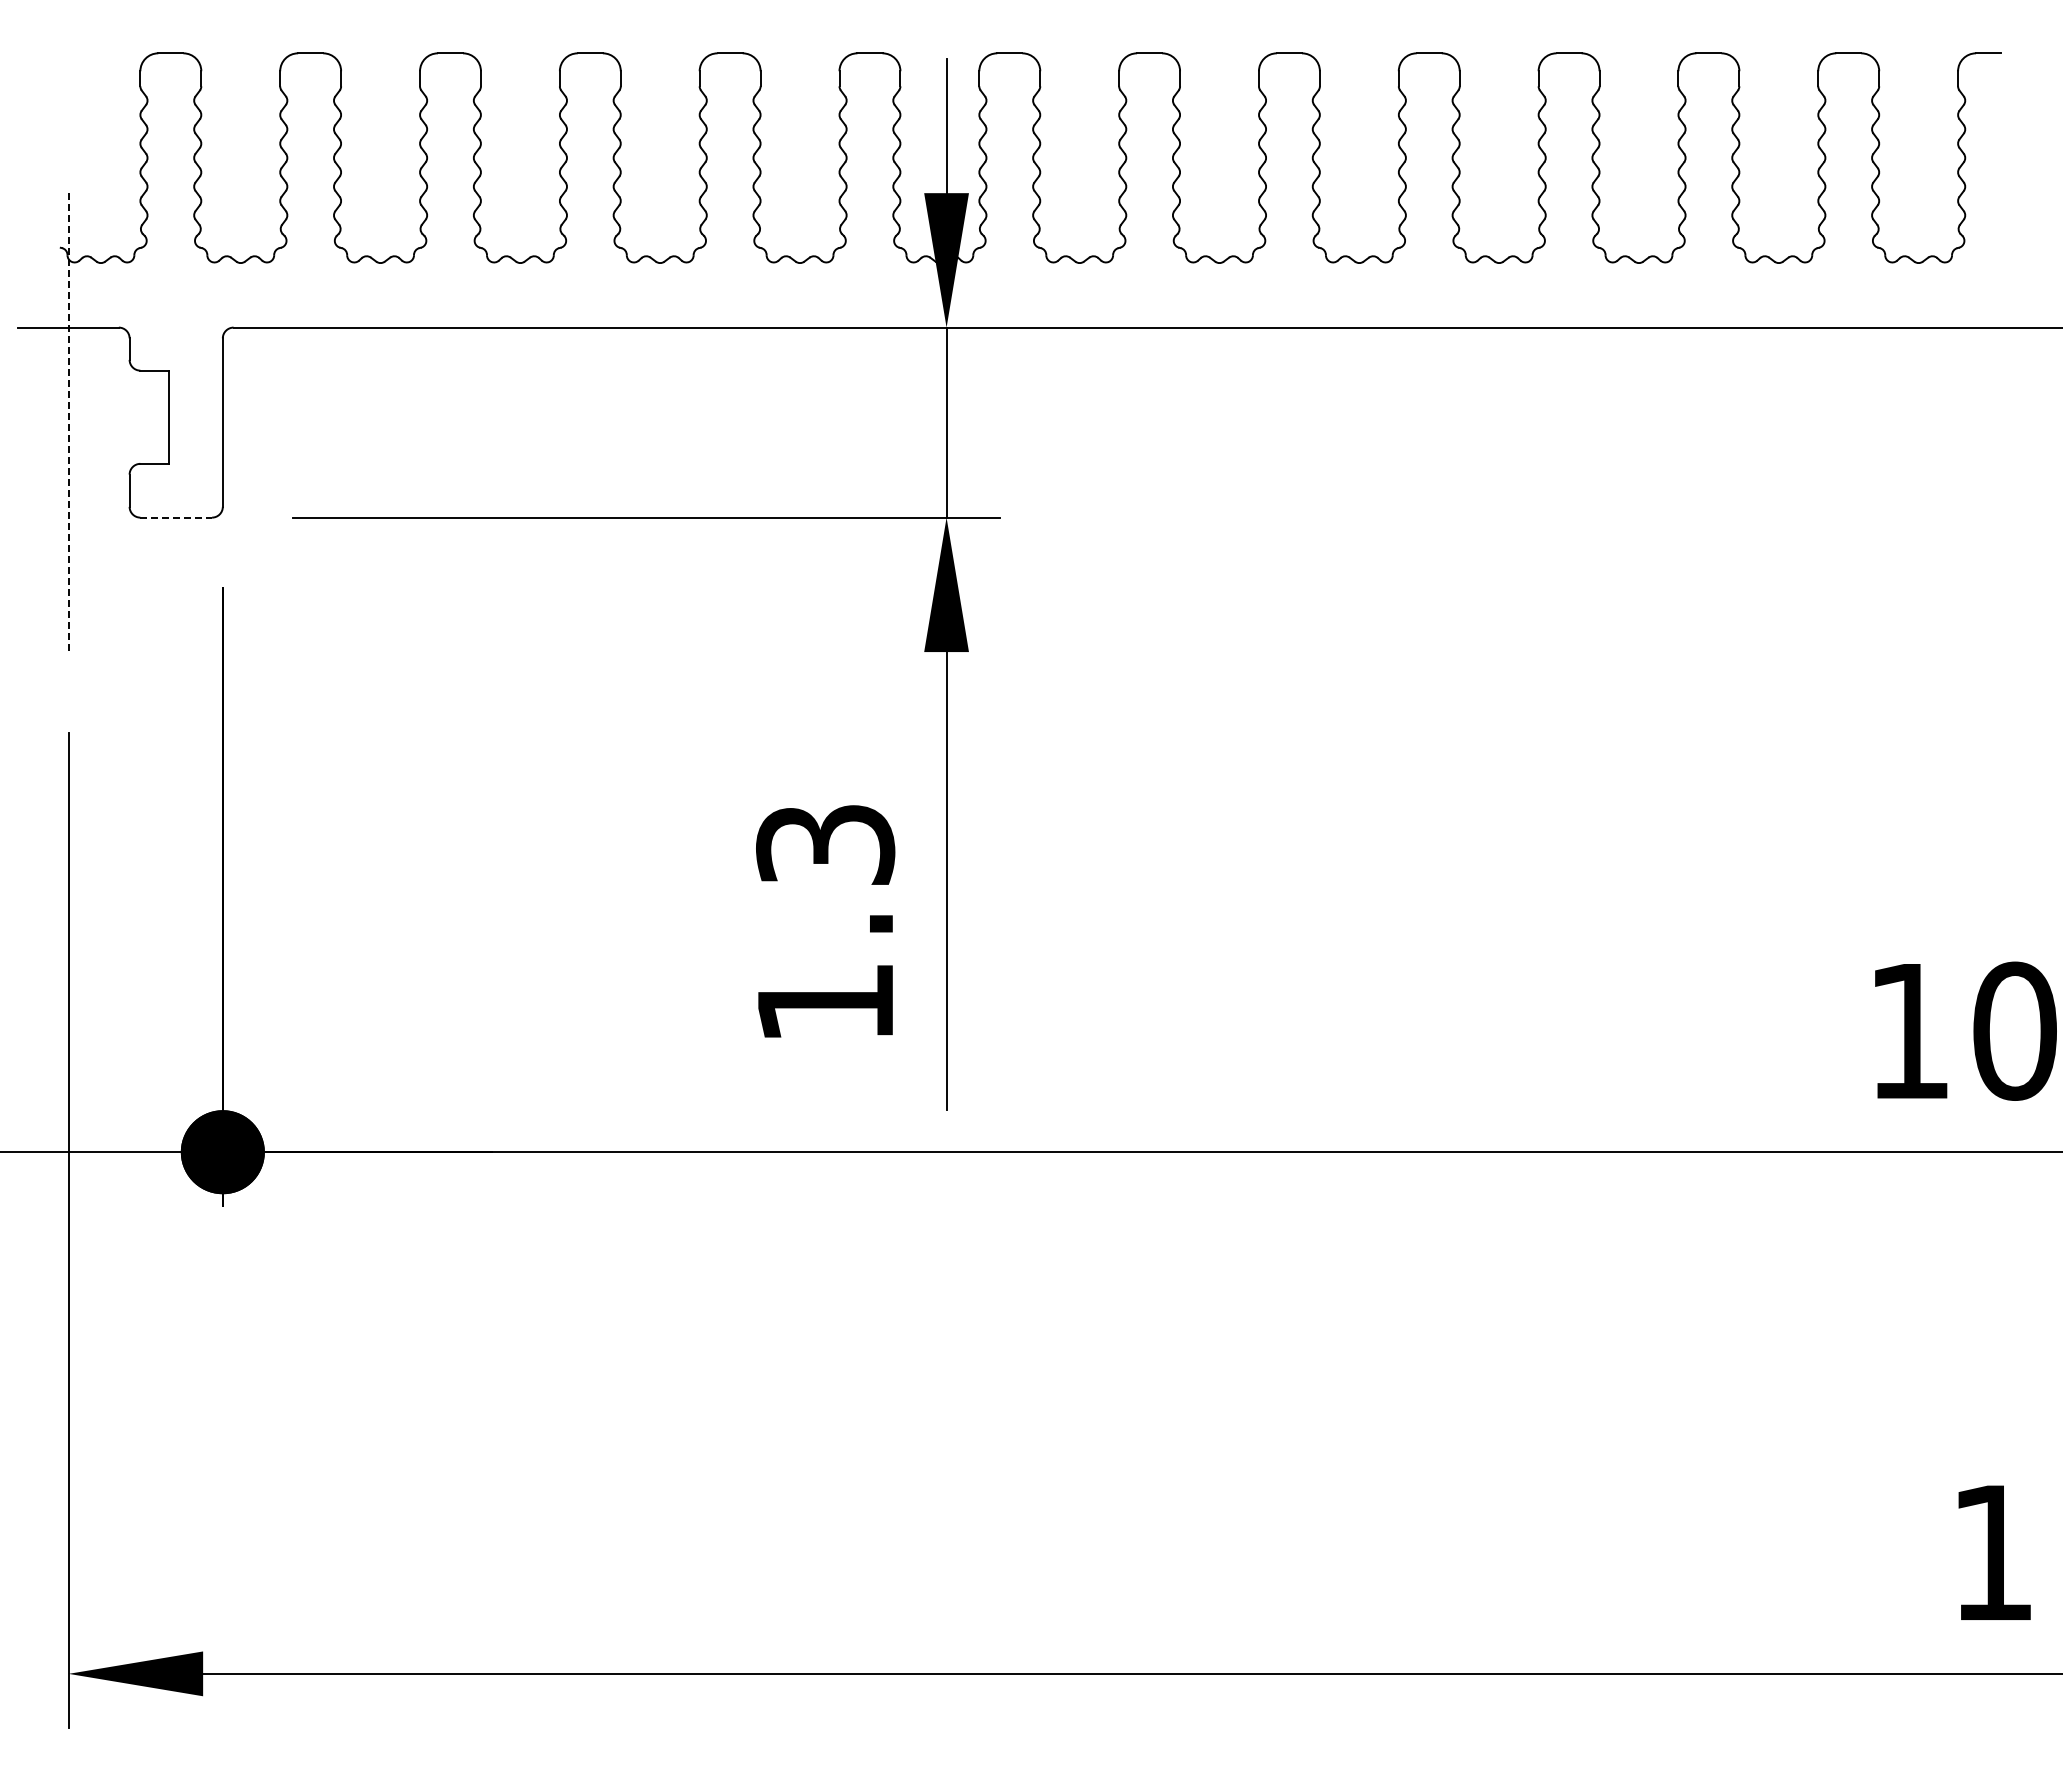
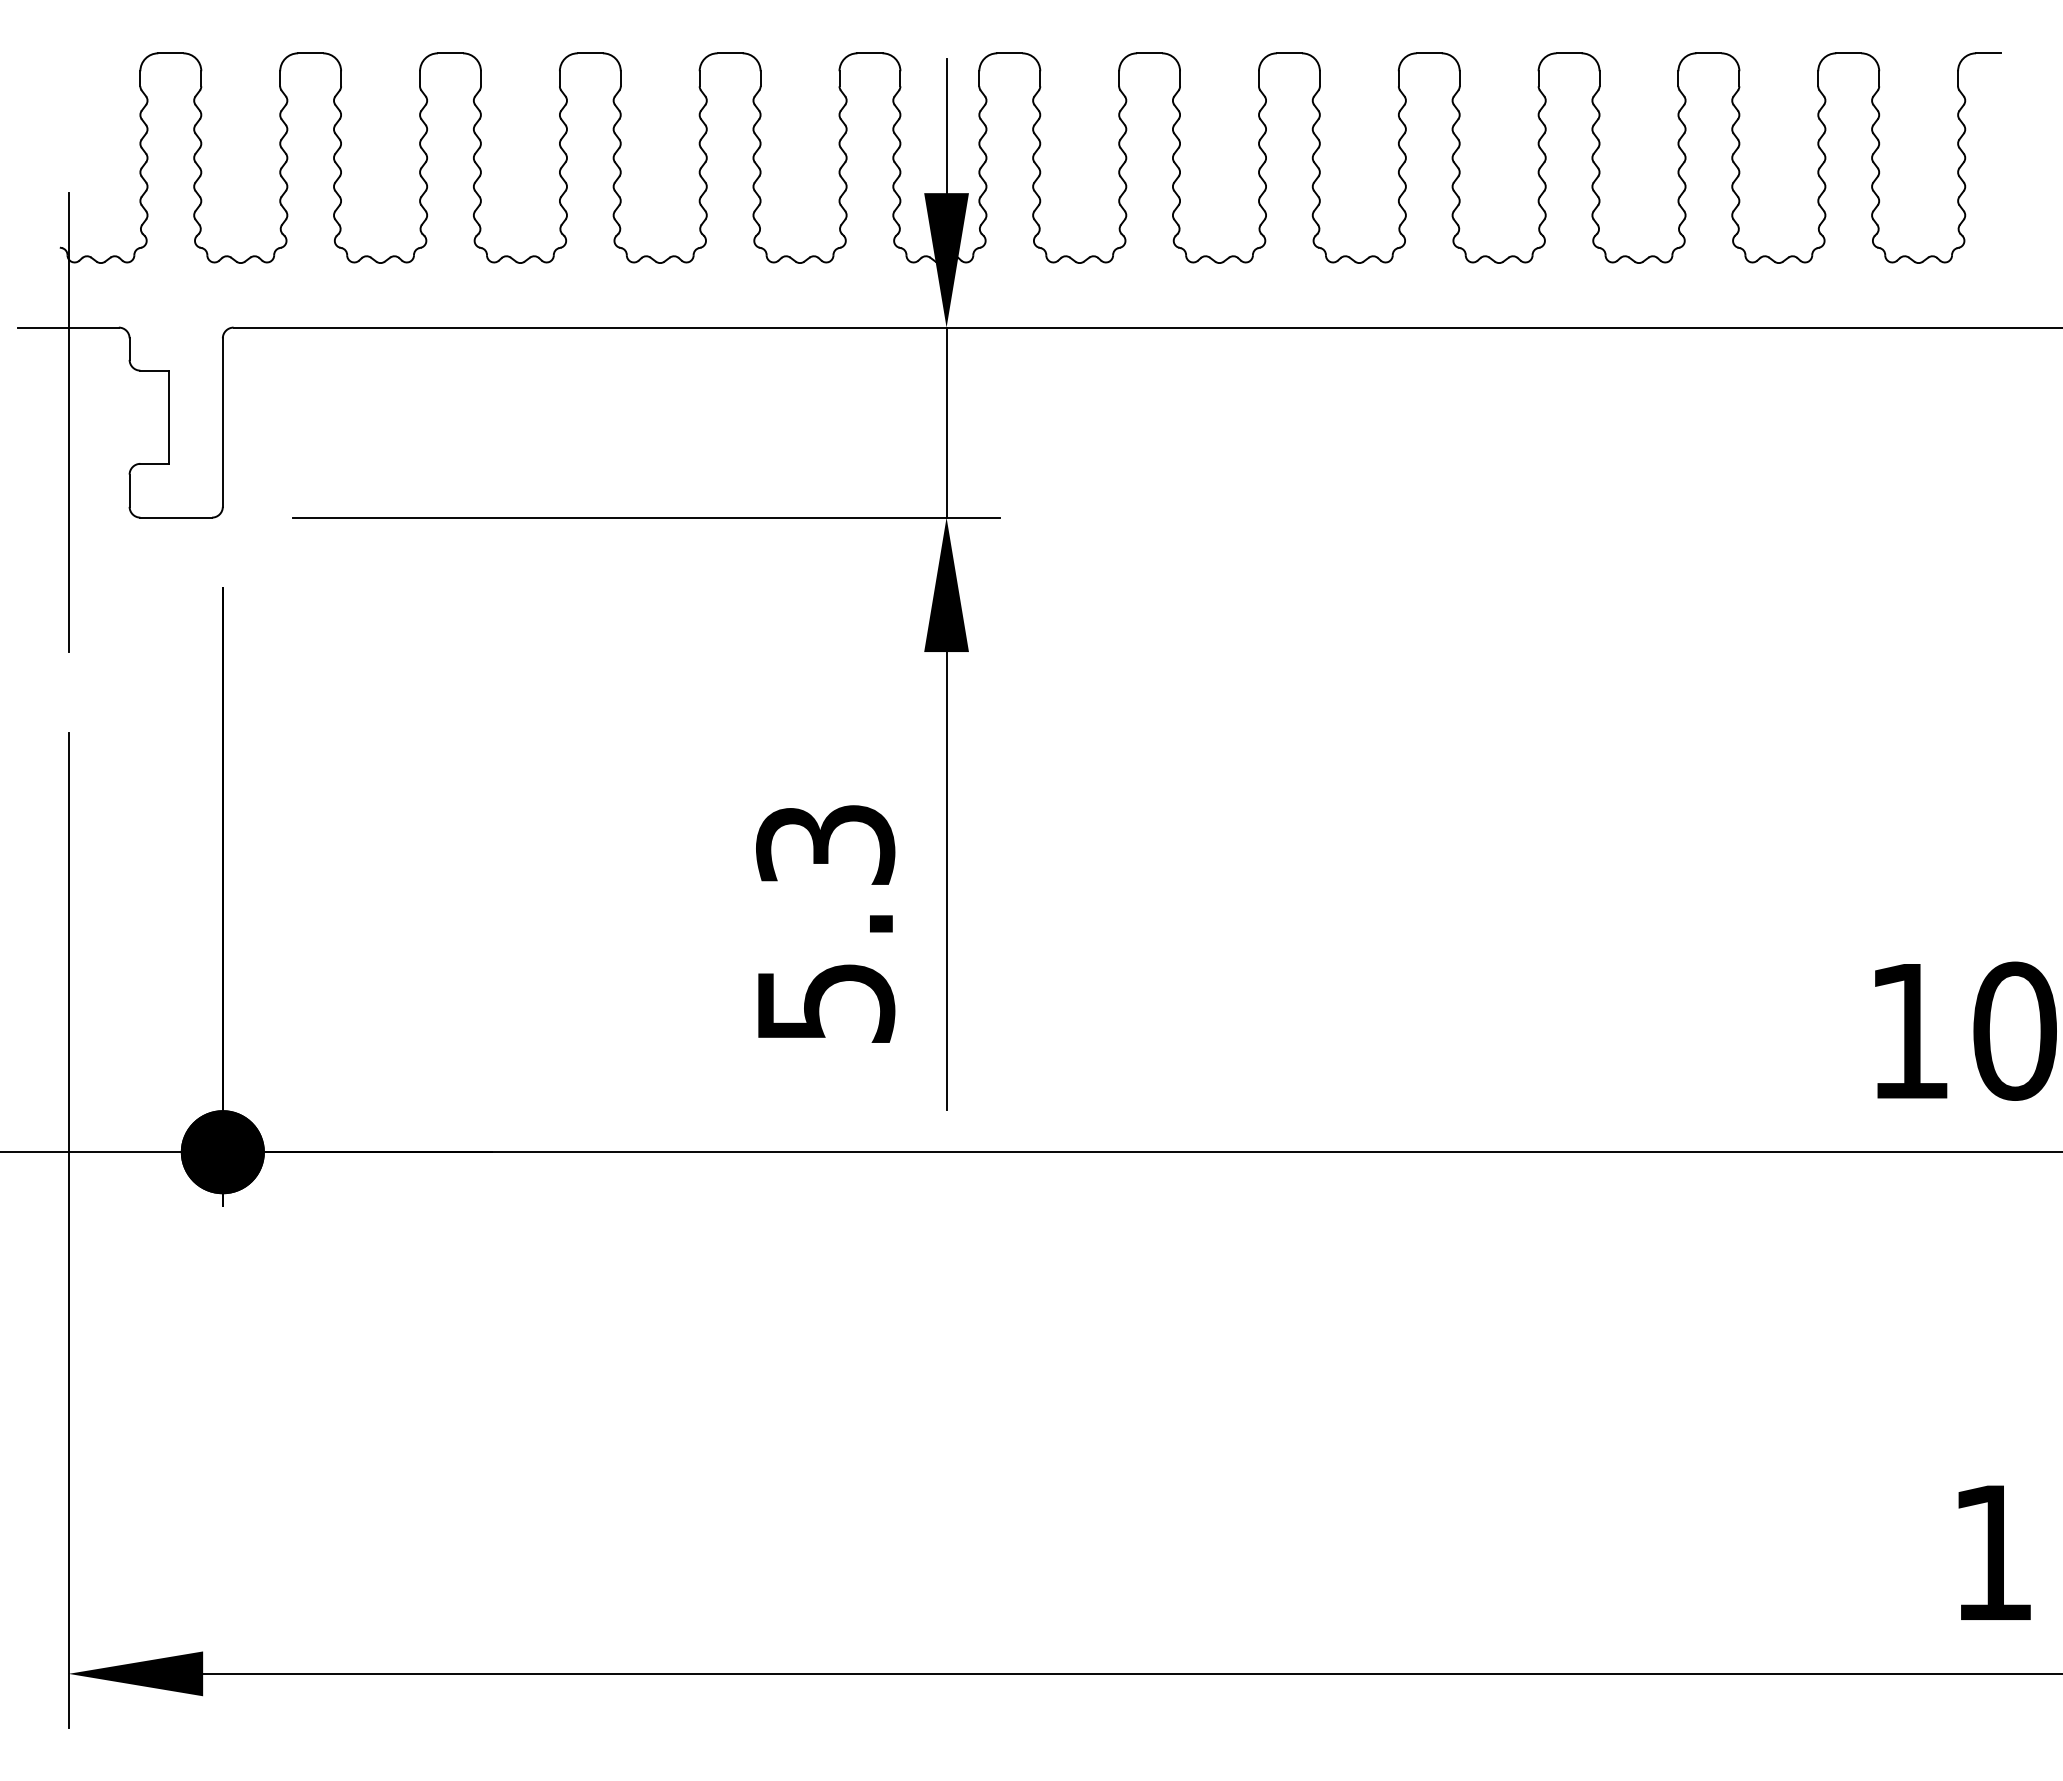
line: dashed -> solid (68, 423)
line: dashed -> solid (176, 517)
text: 1.3 -> 5.3 (826, 1003)
